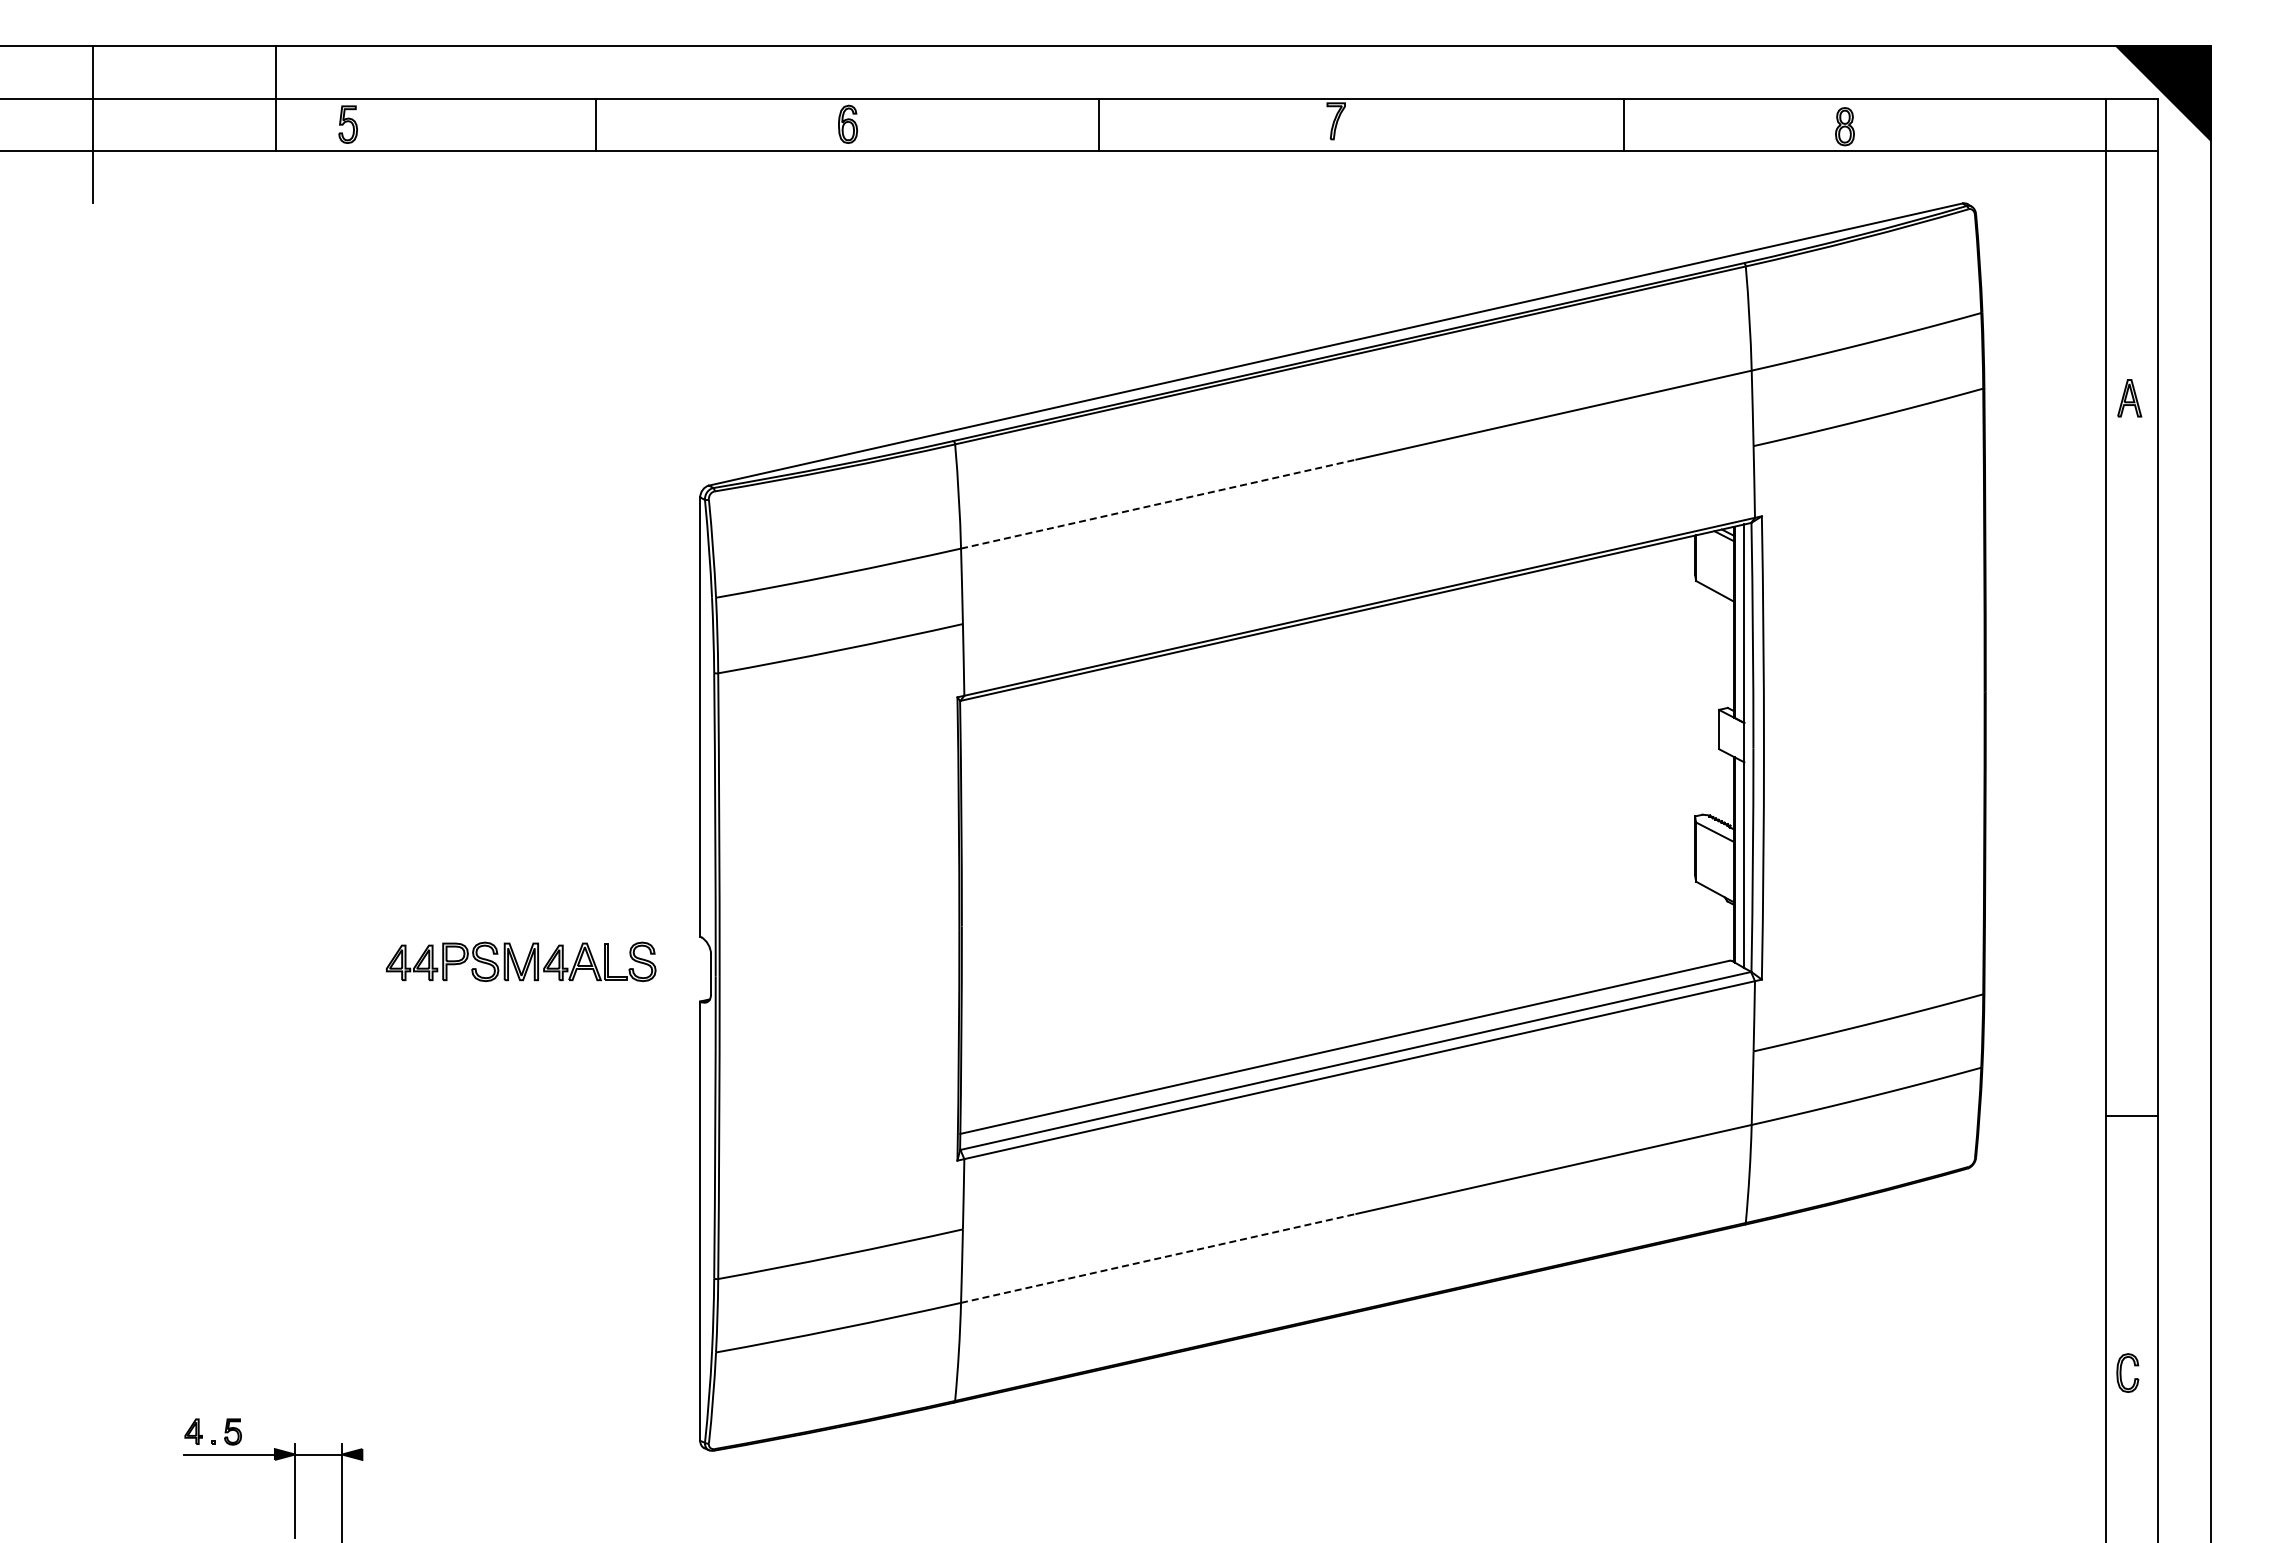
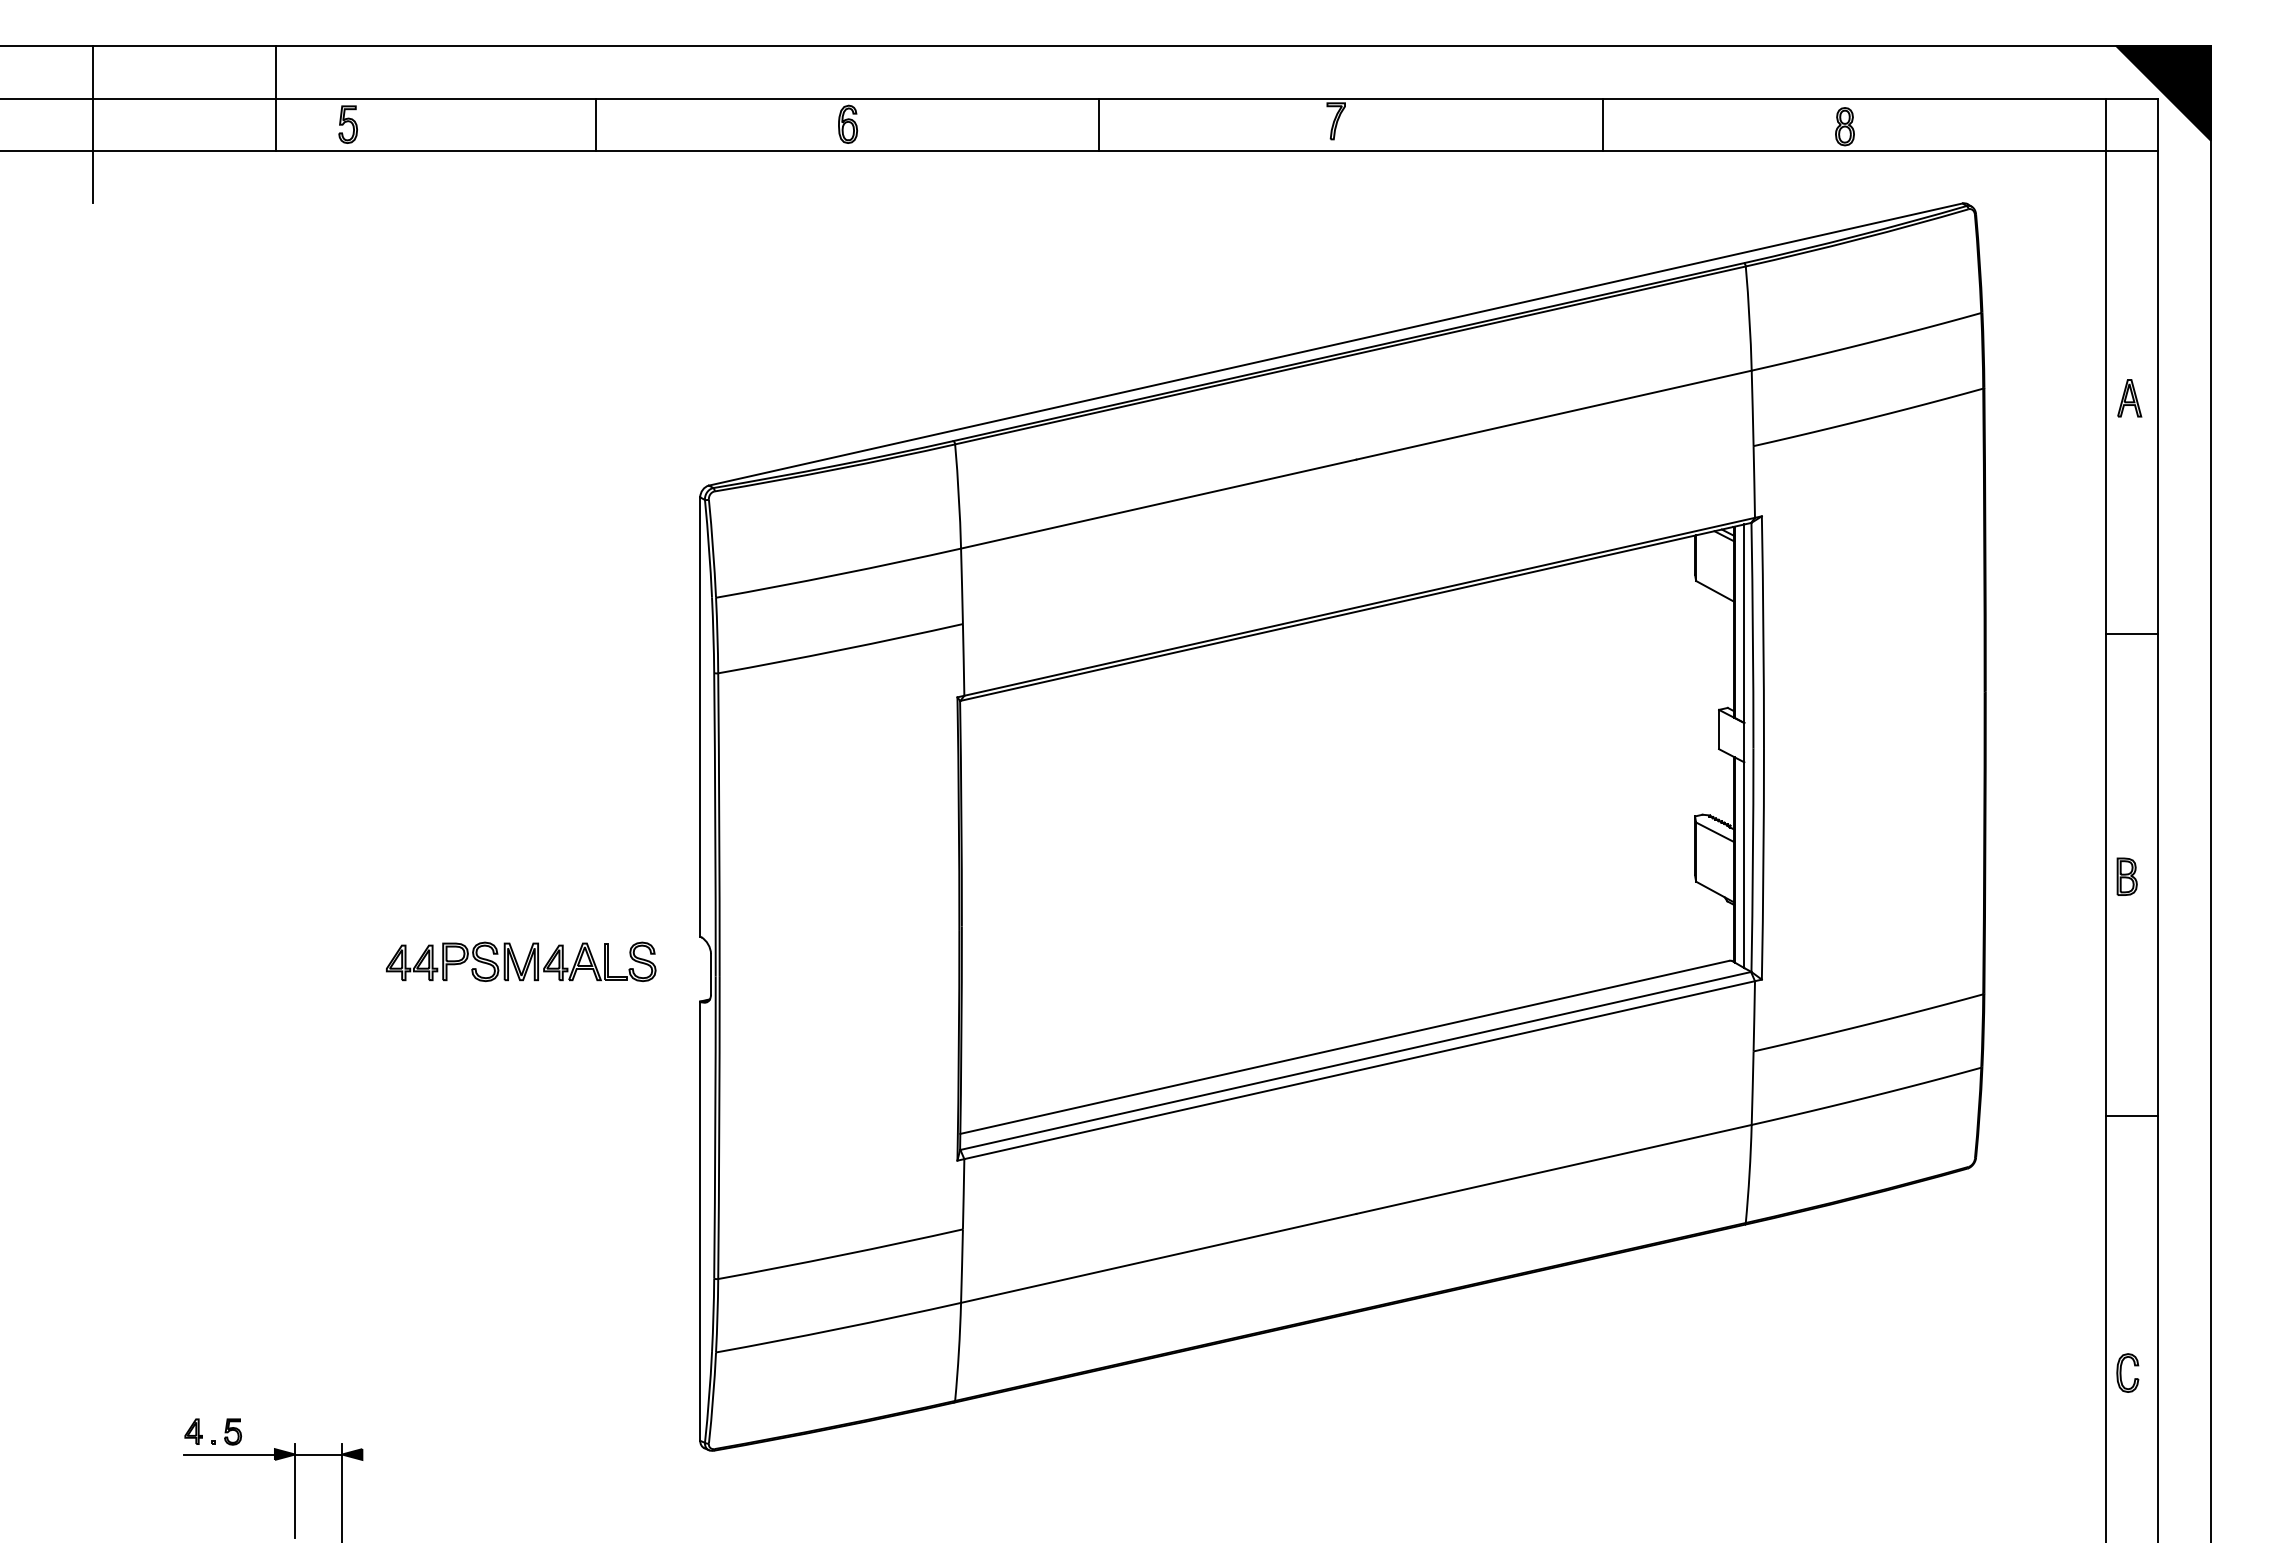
line position: (1623, 124) -> (1602, 124) (1602, 124)
line: dashed -> solid (1158, 504)
line: none -> present (2132, 633)
part: none -> present (2126, 876)
line: dashed -> solid (1158, 1258)
